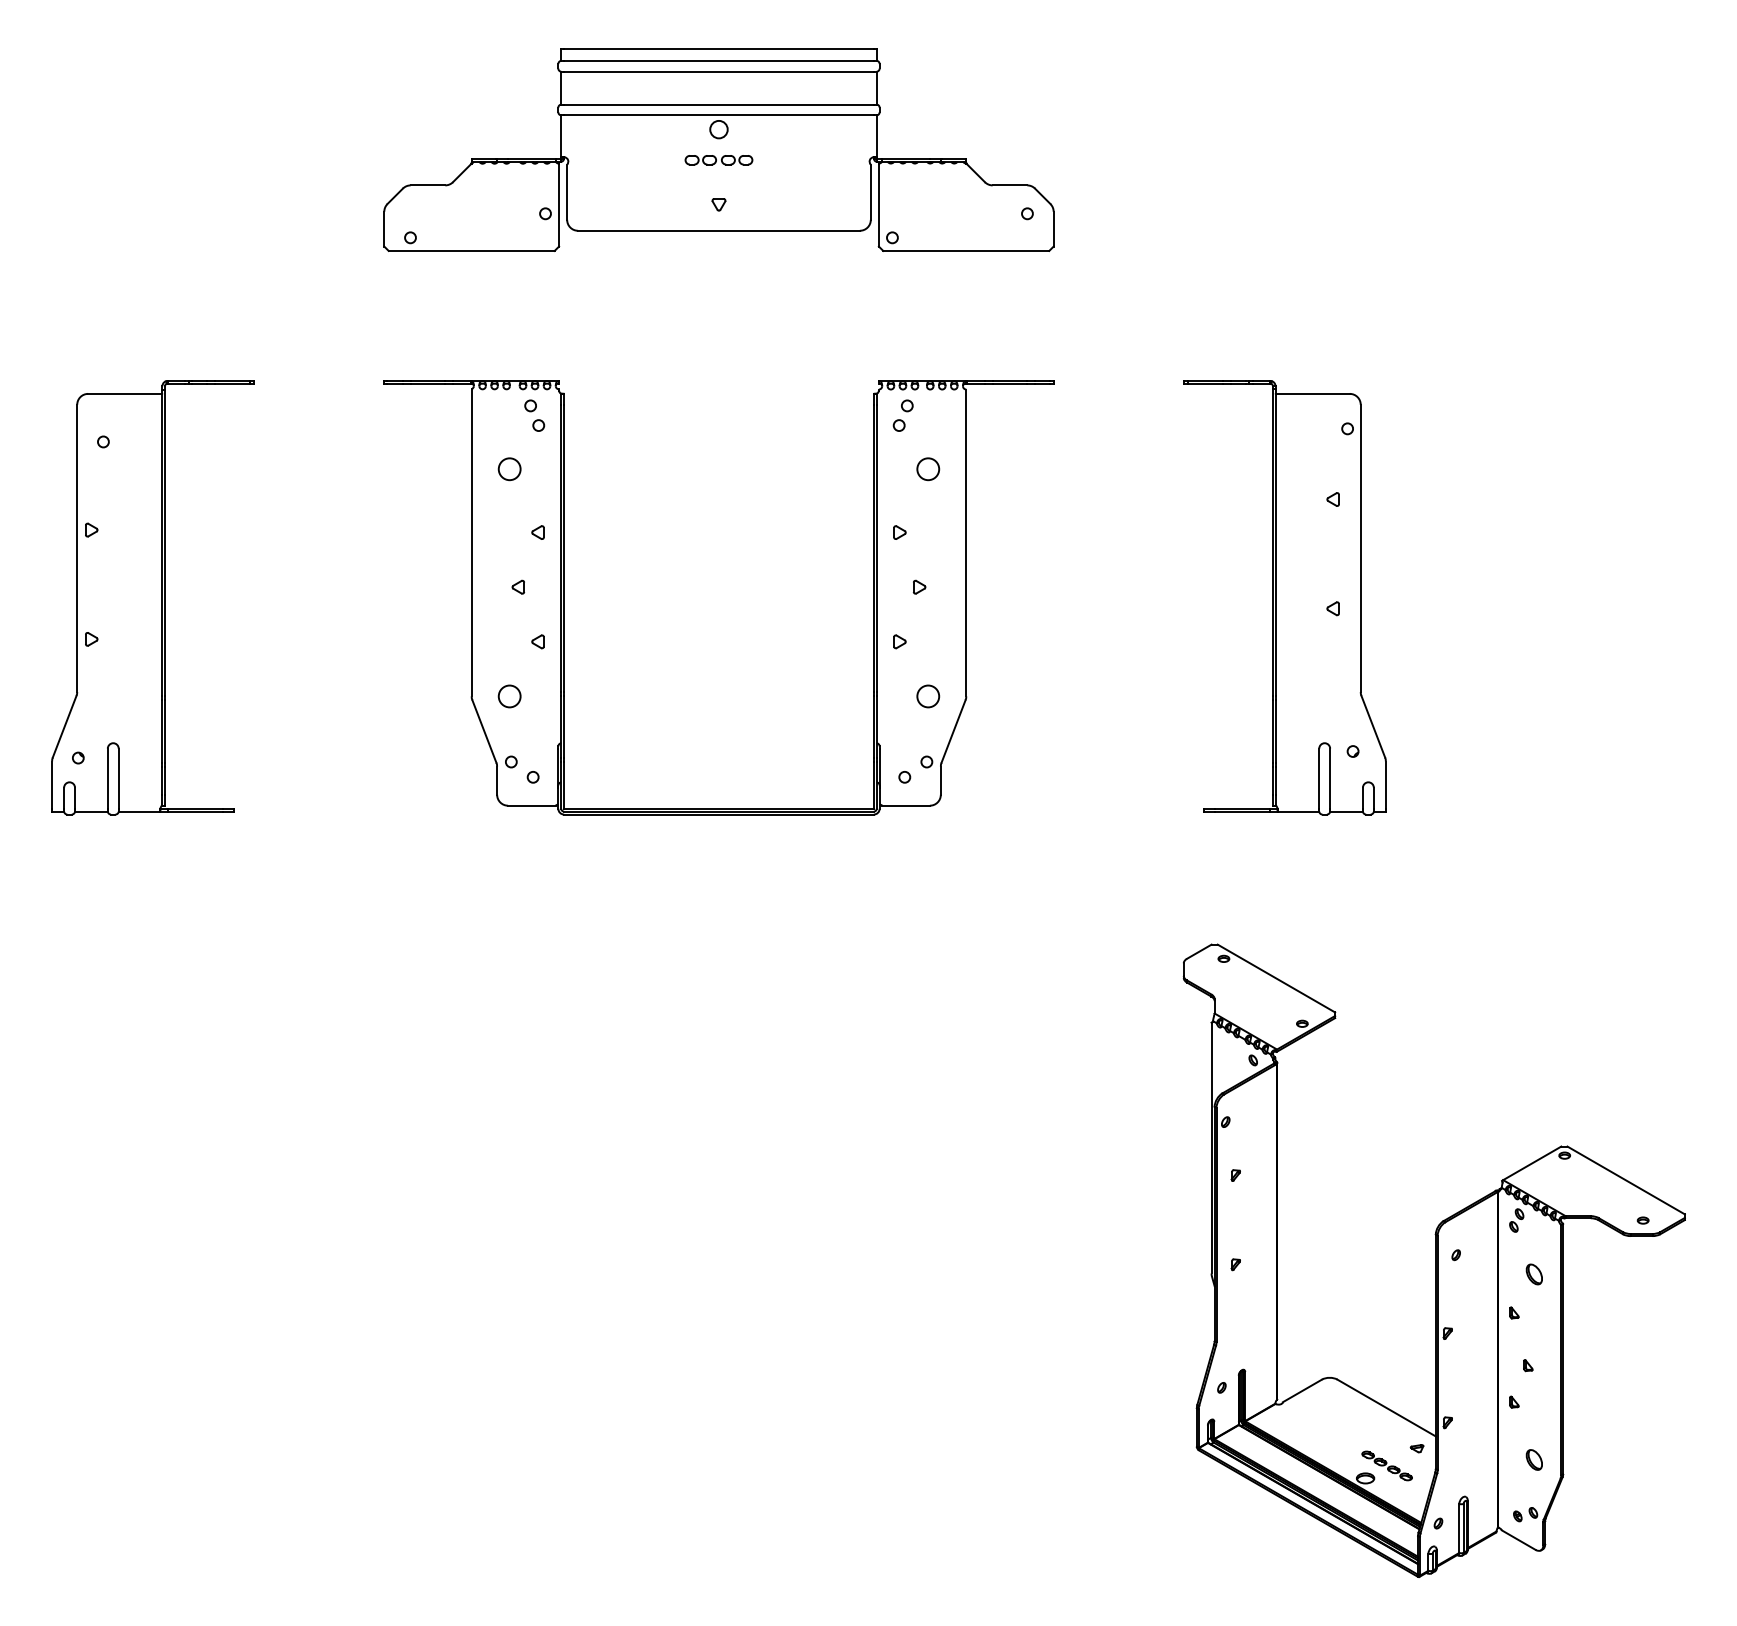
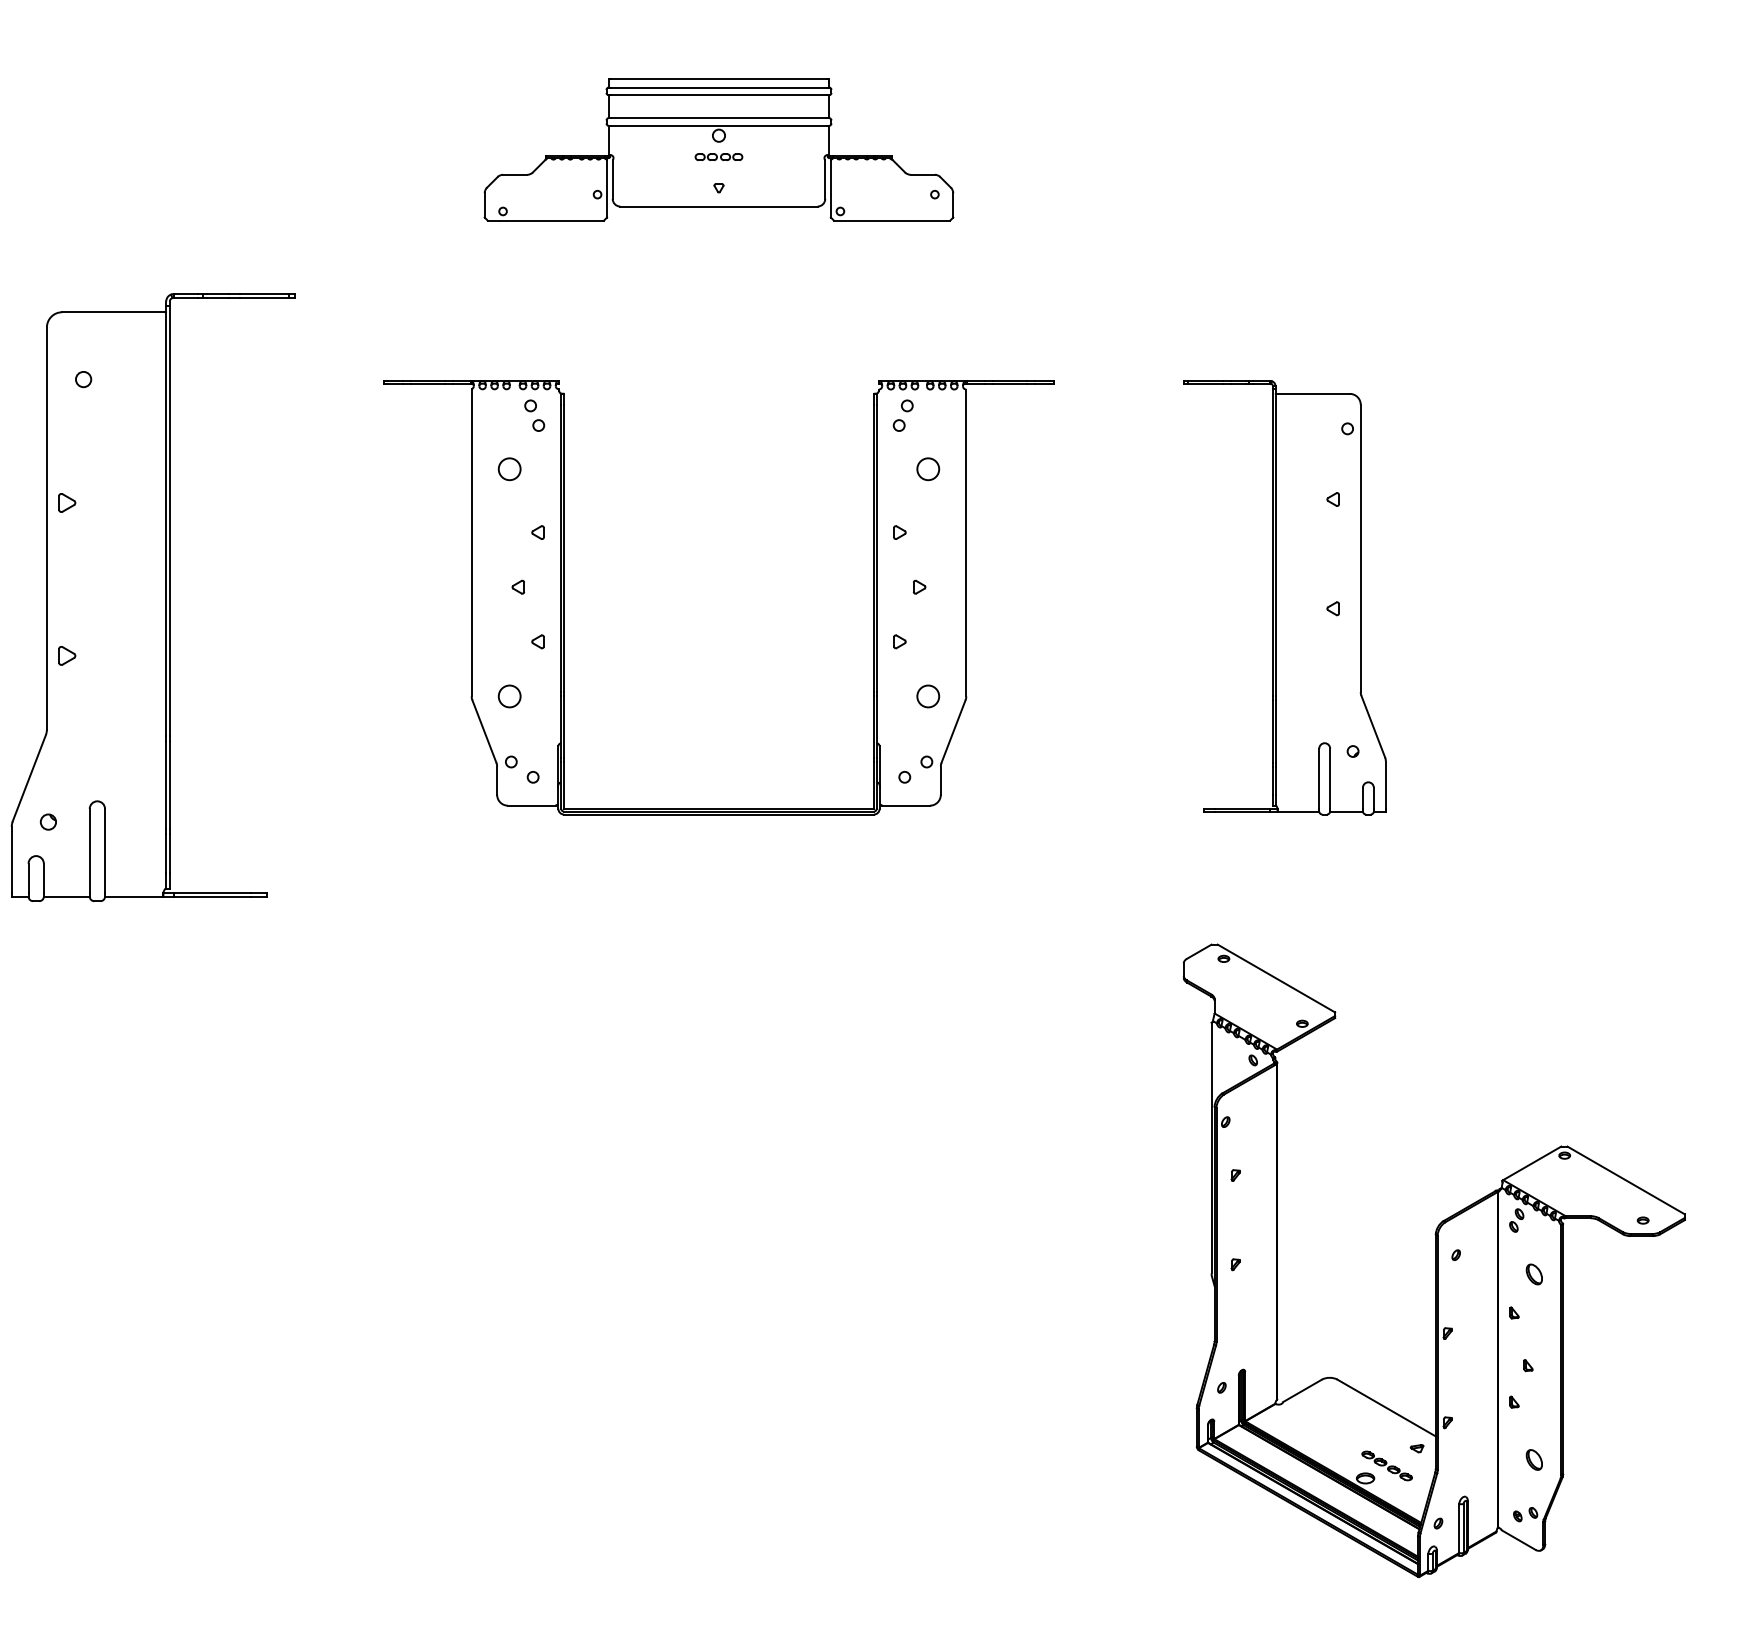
part size: 672x204 px -> 472x144 px (718, 149)
part size: 204x436 px -> 286x609 px (152, 597)
